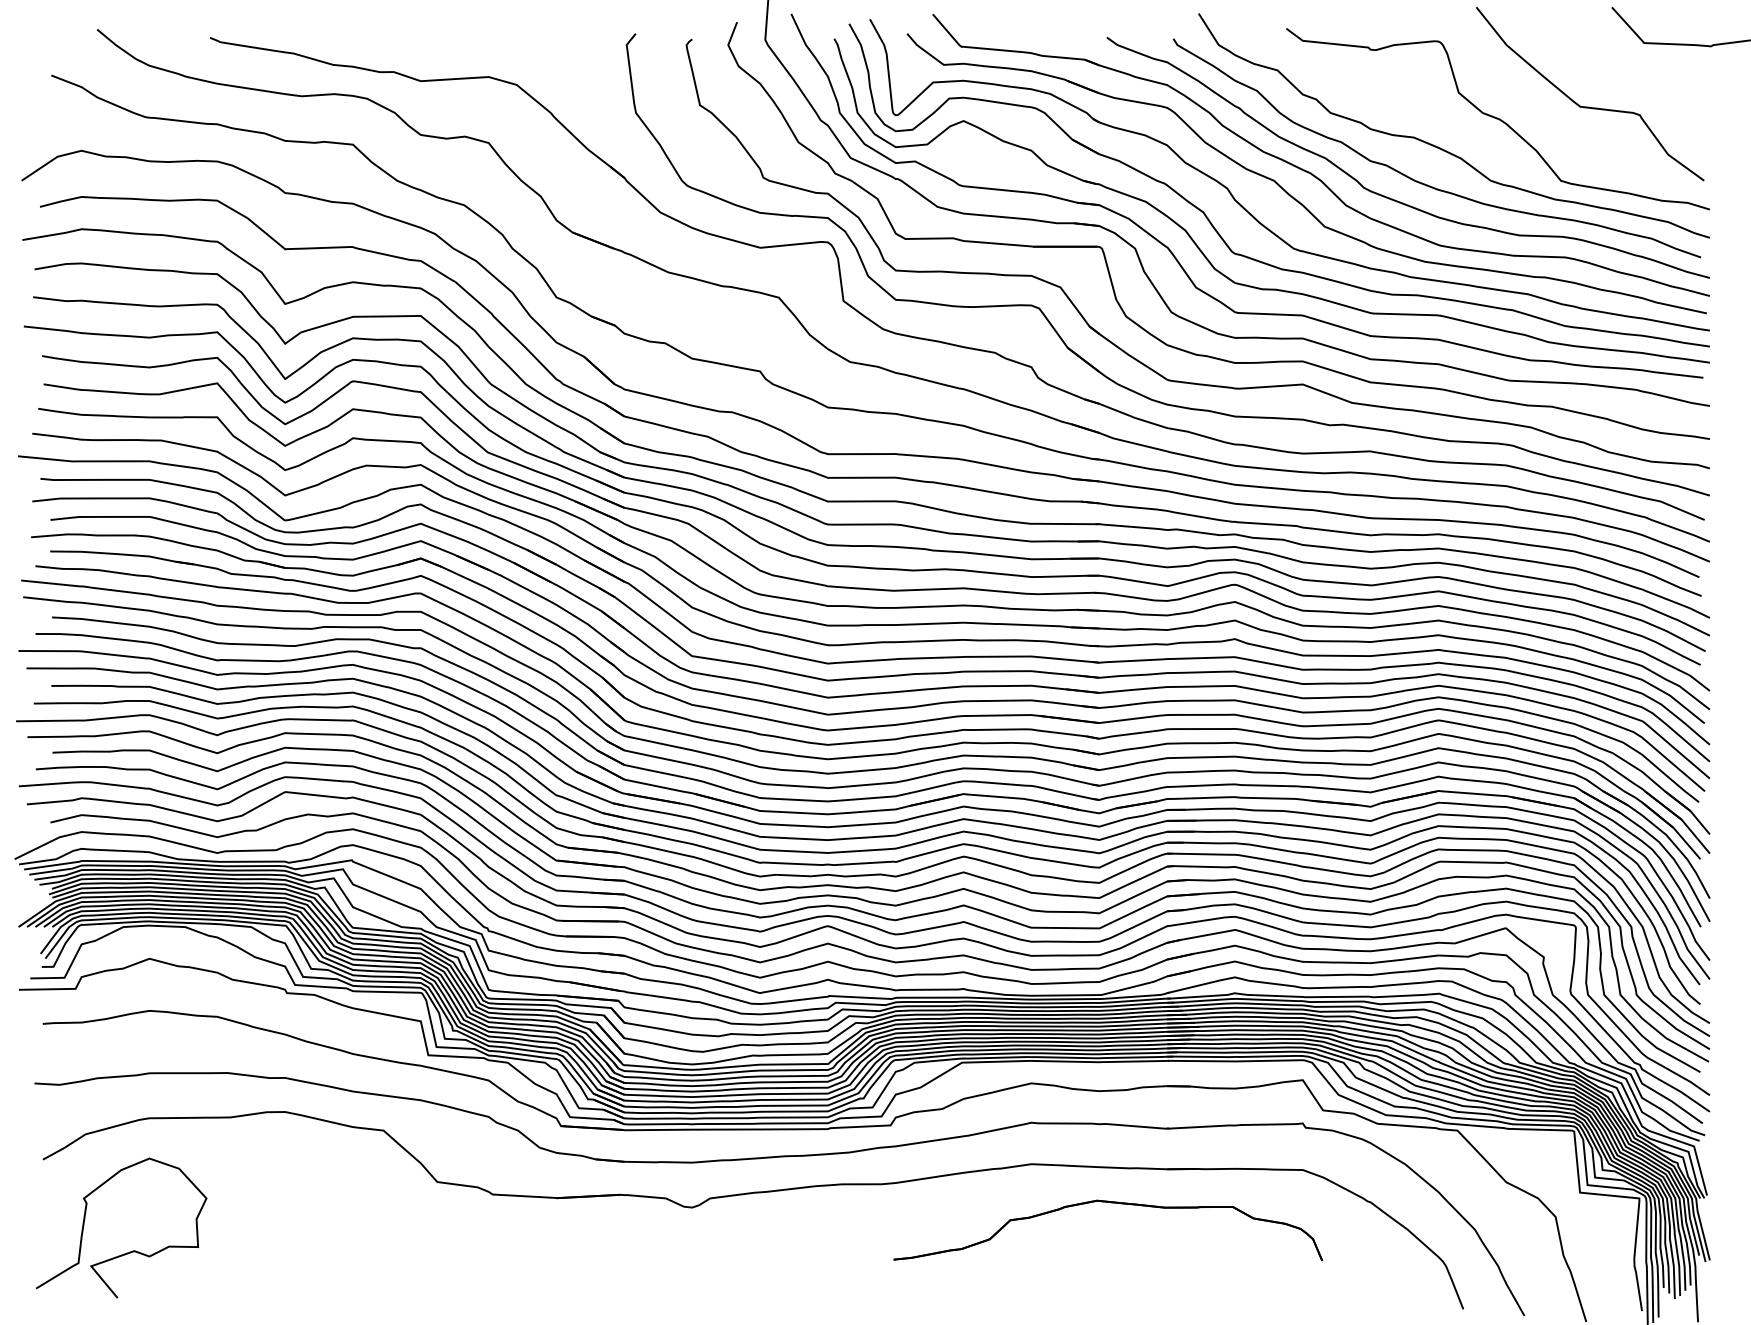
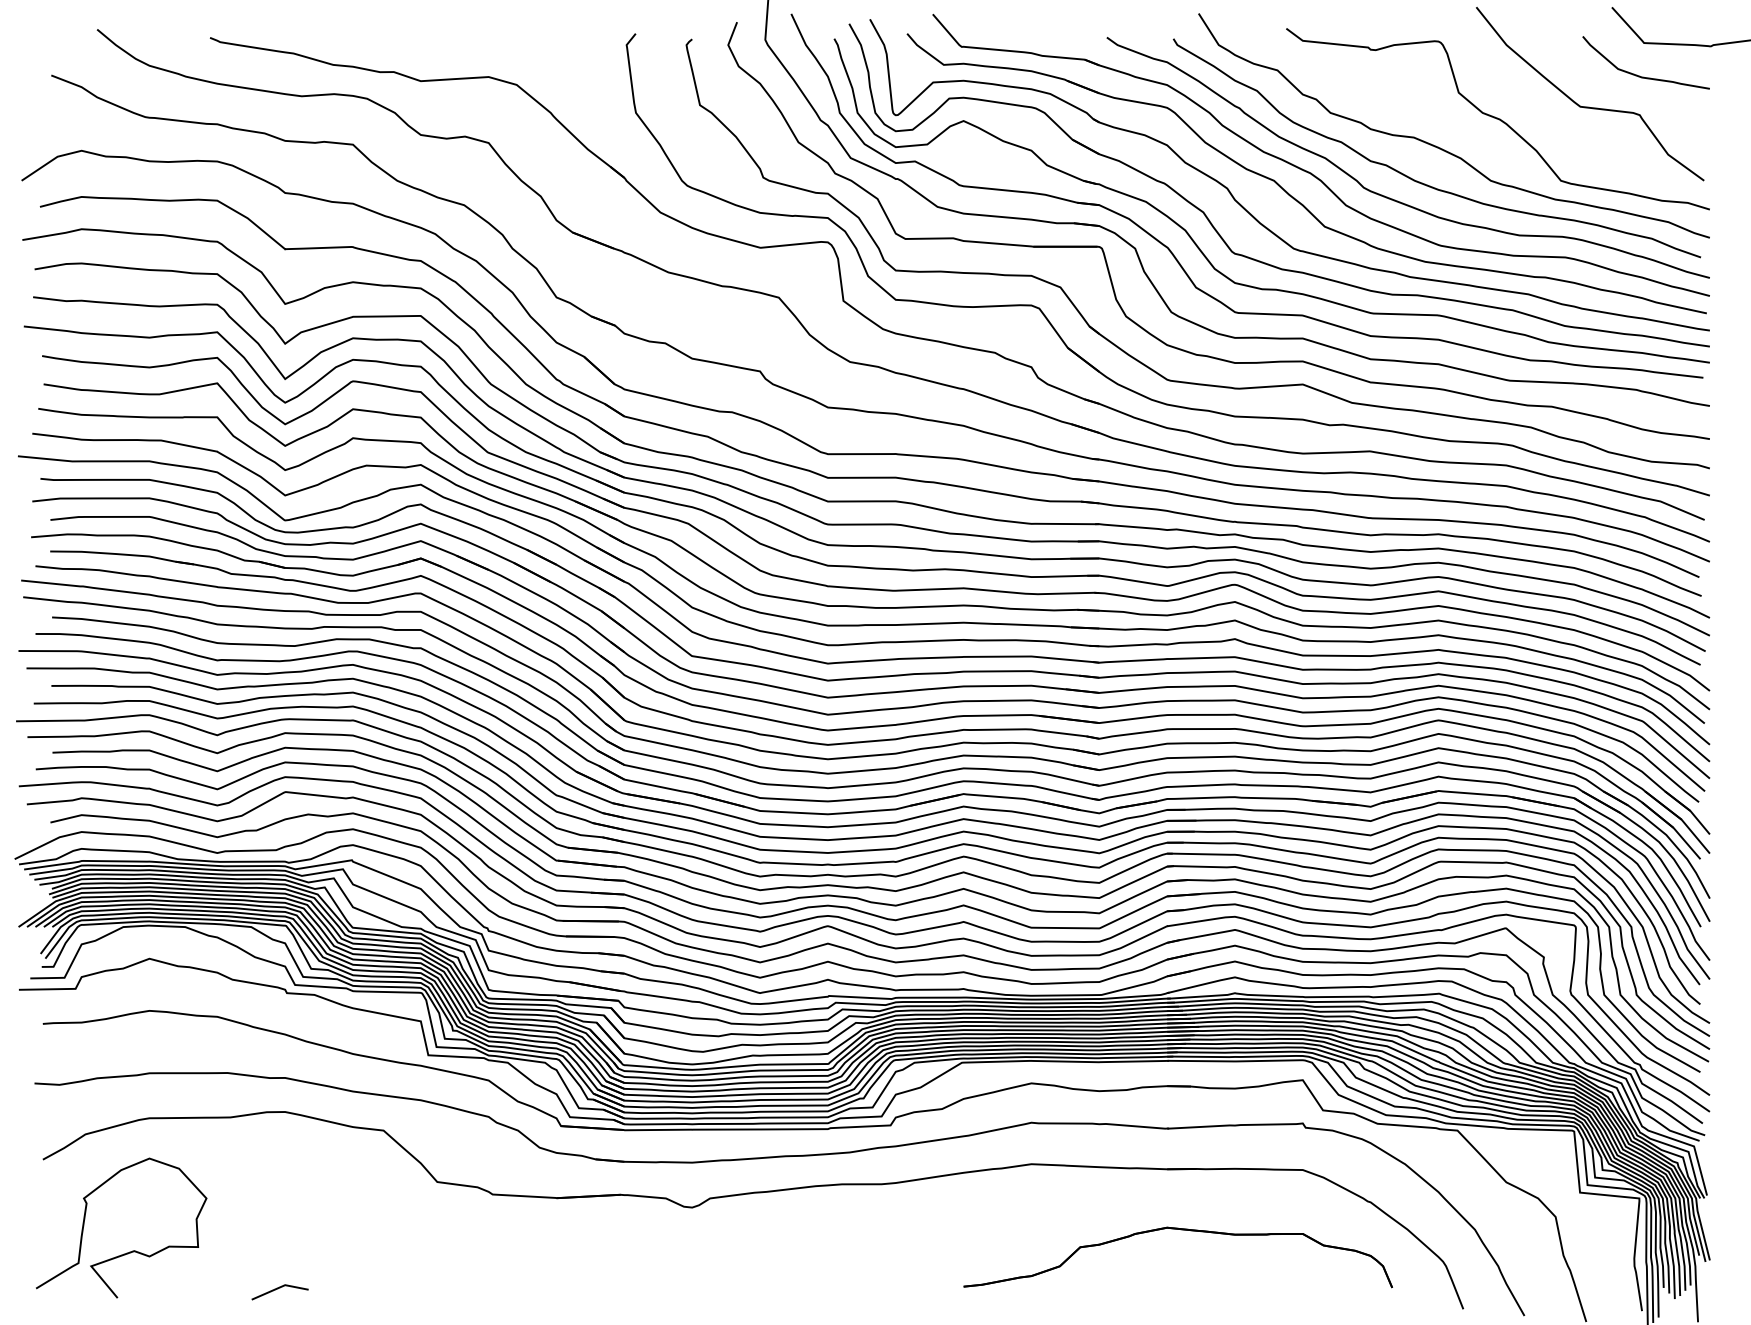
curve: none -> present (1643, 76)
part position: (1111, 1203) -> (1181, 1230) (1181, 1230)
line: none -> present (278, 1289)
